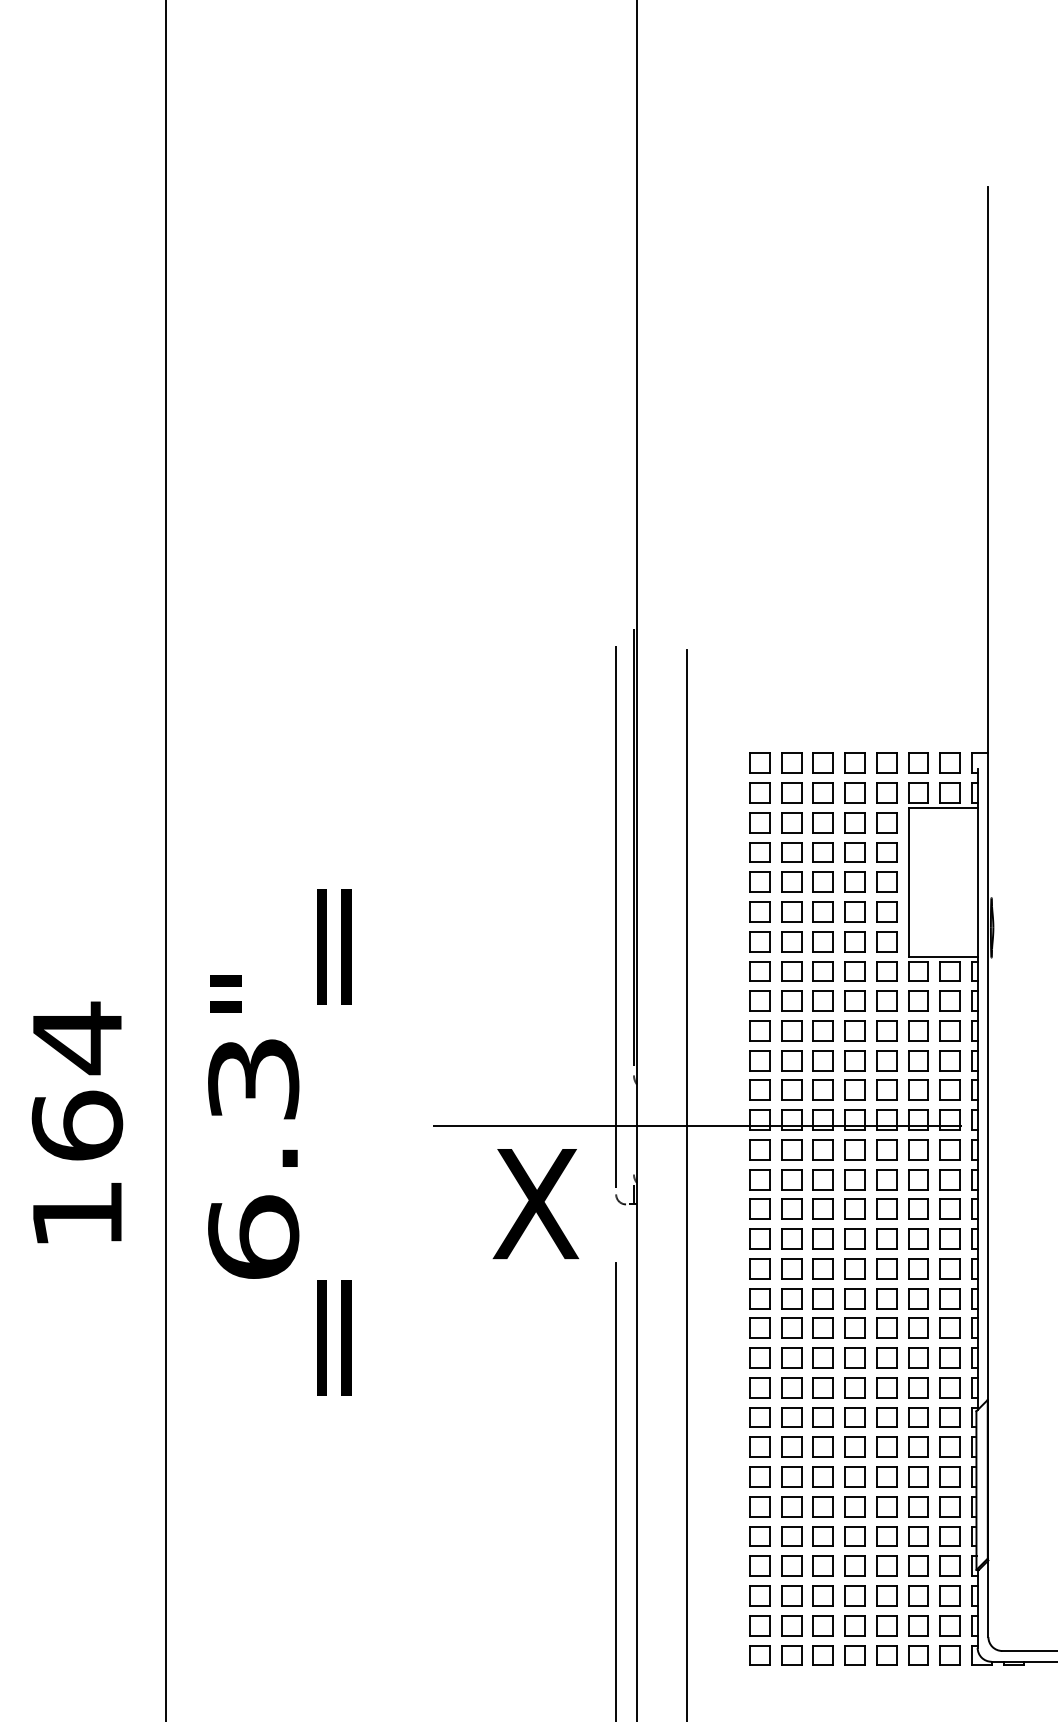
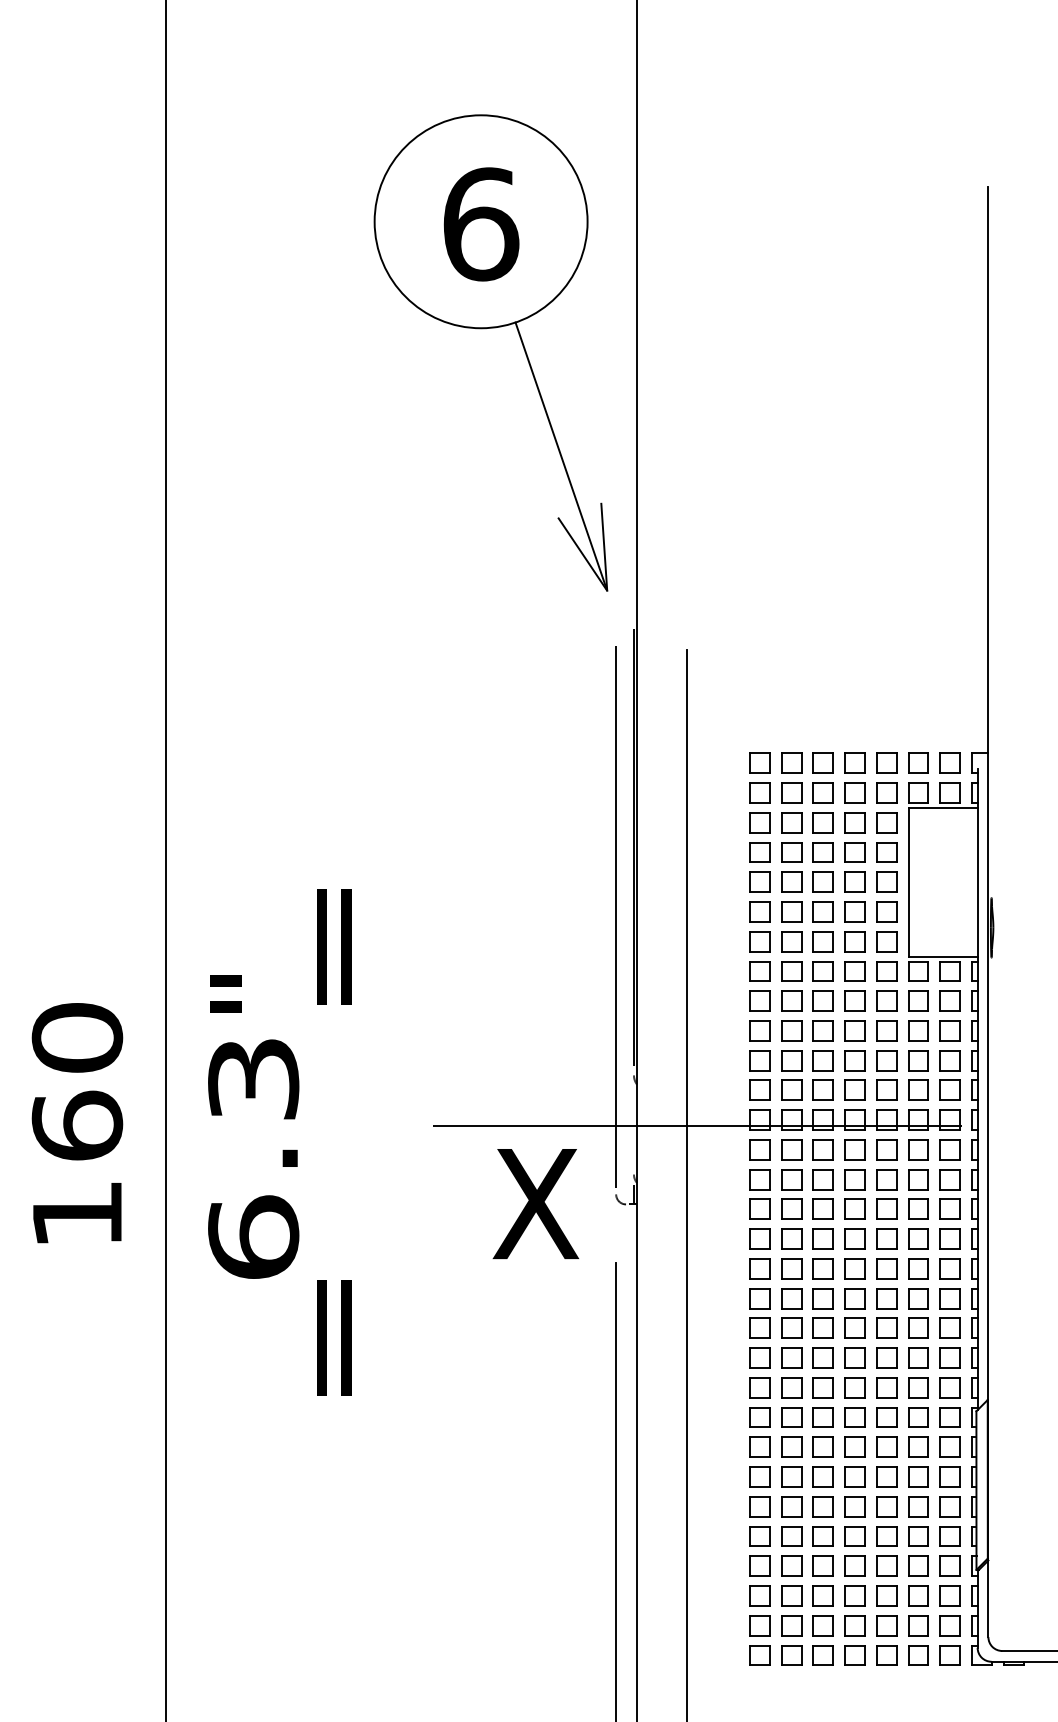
part: none -> present (485, 329)
text: 164 -> 160 (77, 1038)
